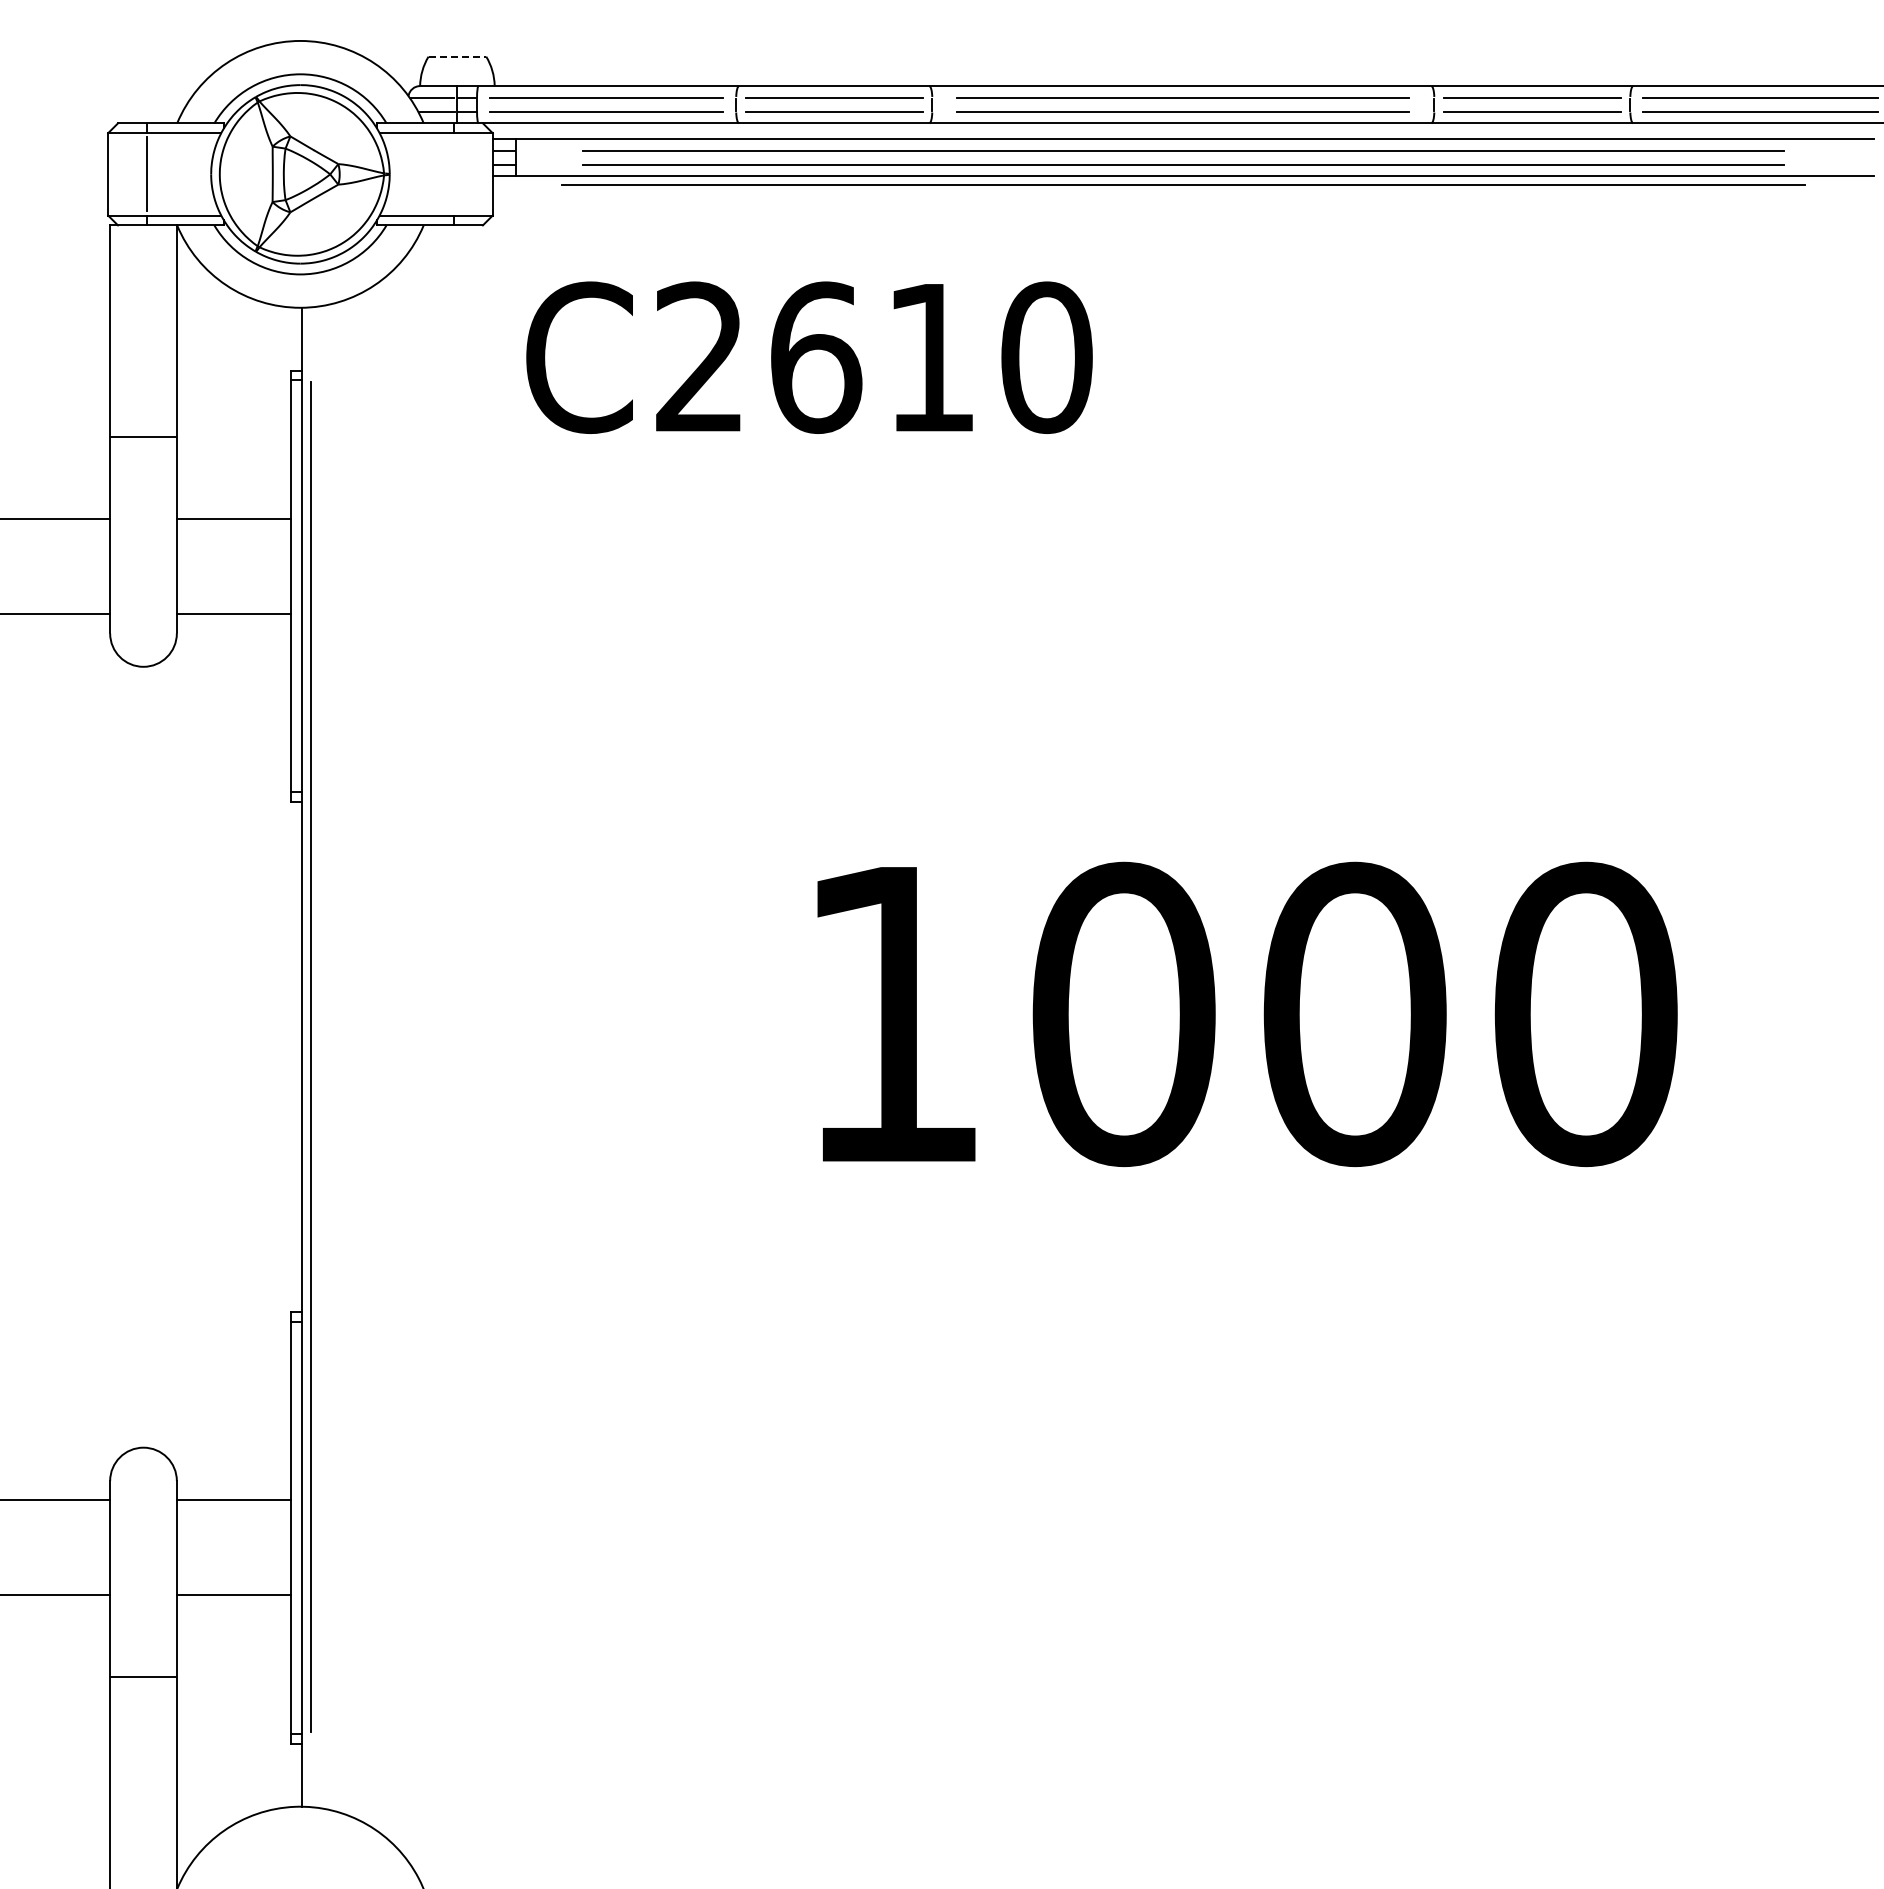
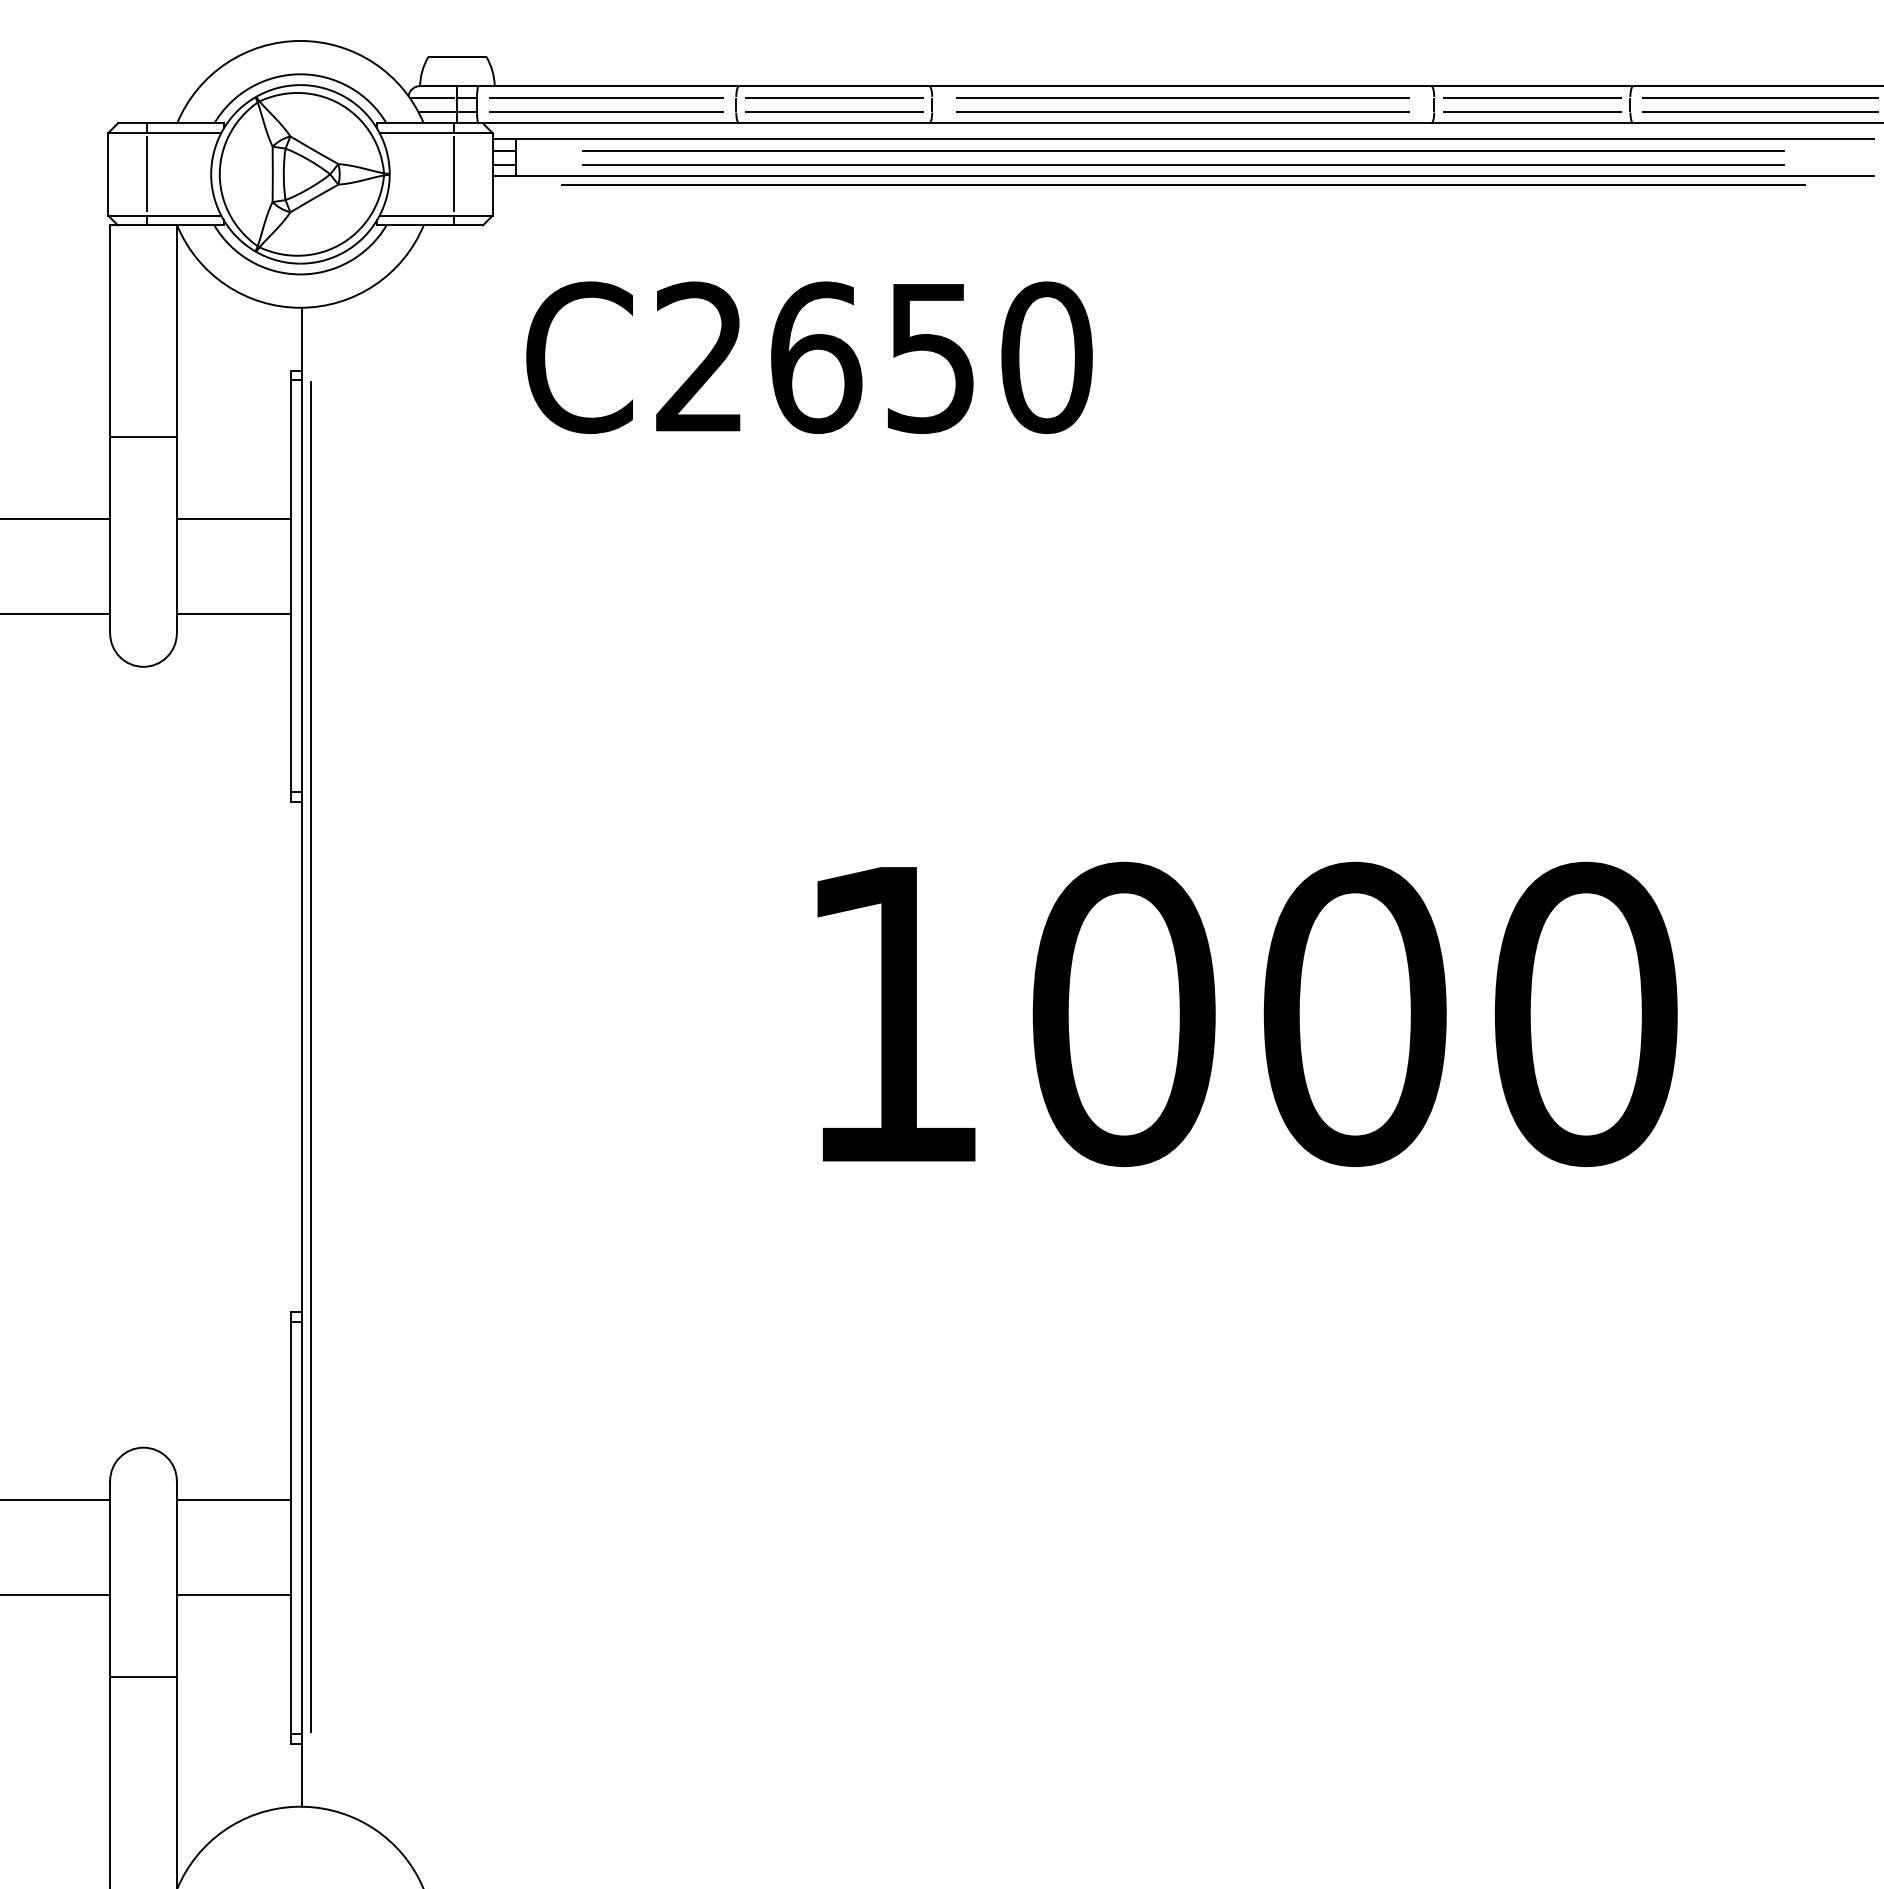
line: dashed -> solid (457, 56)
line: none -> present (453, 174)
text: C2610 -> C2650 (930, 358)
